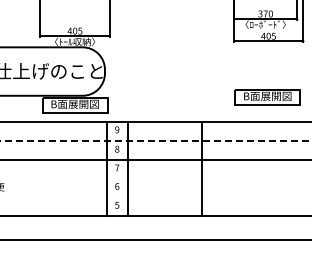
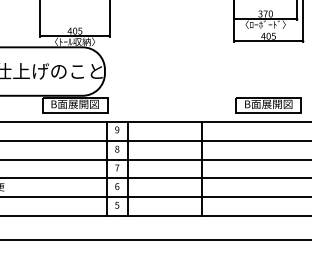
part position: (267, 97) -> (268, 105) (268, 105)
line: dashed -> solid (156, 140)
line: none -> present (155, 178)
line: none -> present (155, 196)
